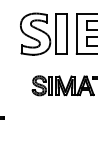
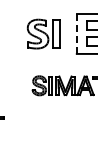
part size: 48x44 px -> 34x32 px (43, 33)
line: solid -> dashed (76, 34)
